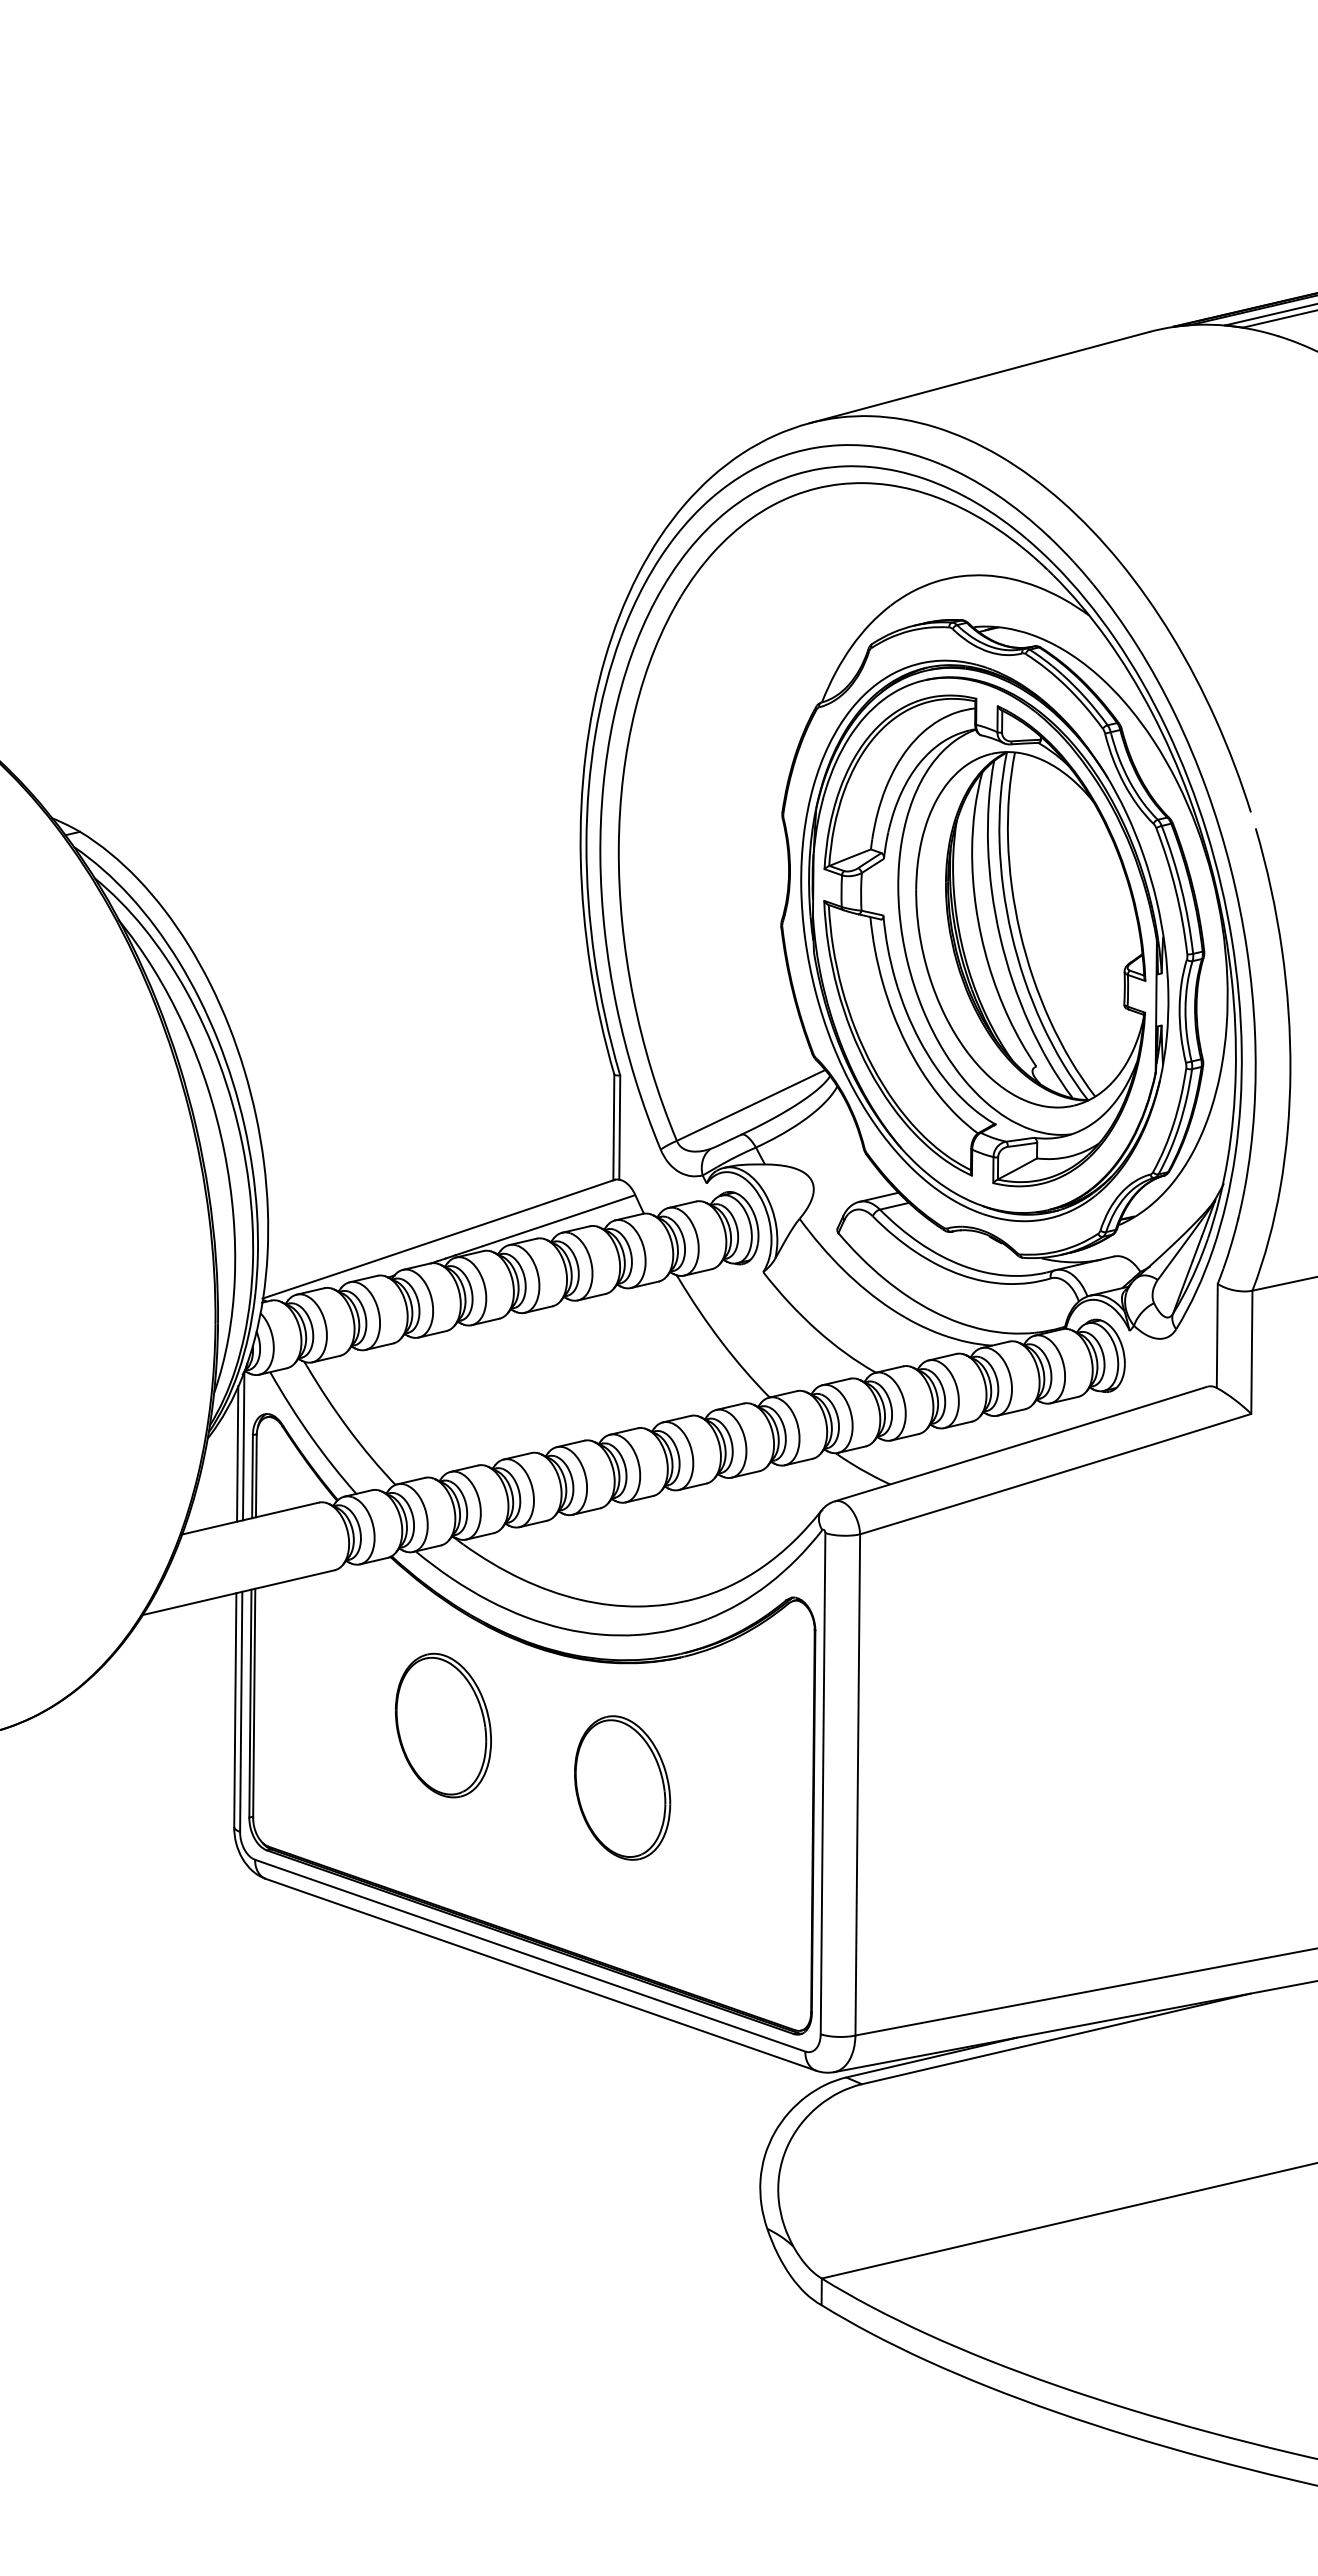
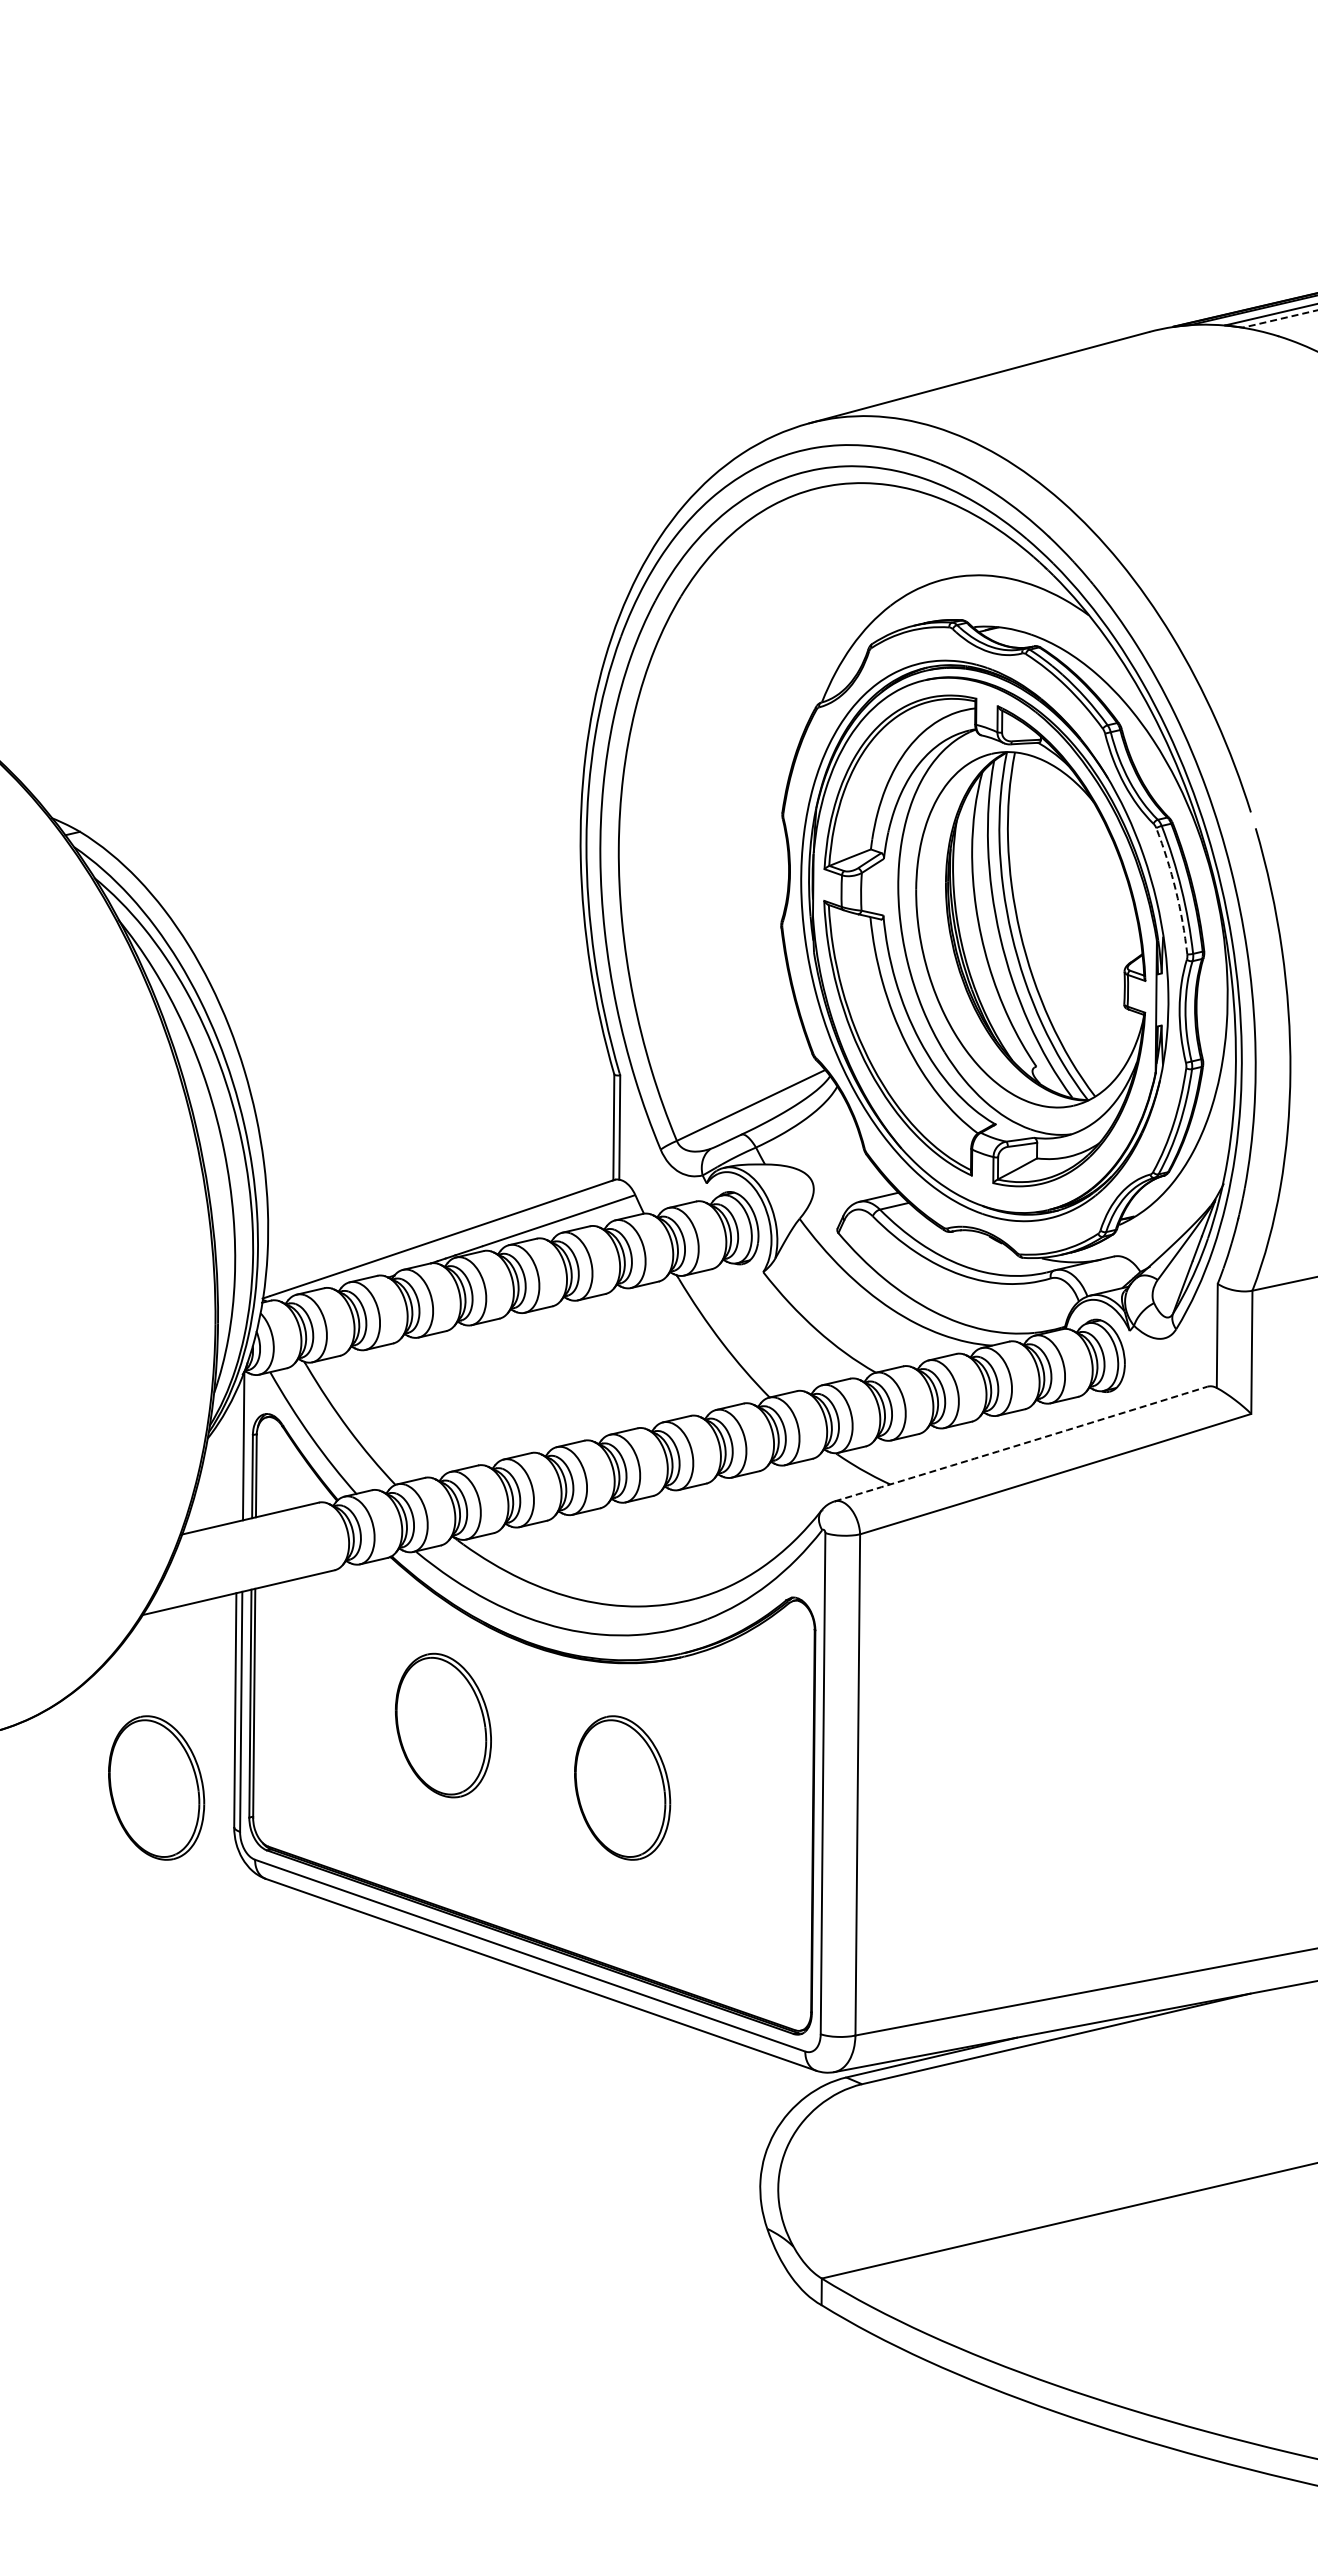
line: solid -> dashed (1280, 319)
arc: solid -> dashed (1175, 890)
arc: solid -> dashed (1021, 1444)
line: present -> none (237, 1453)
part: none -> present (156, 1787)
